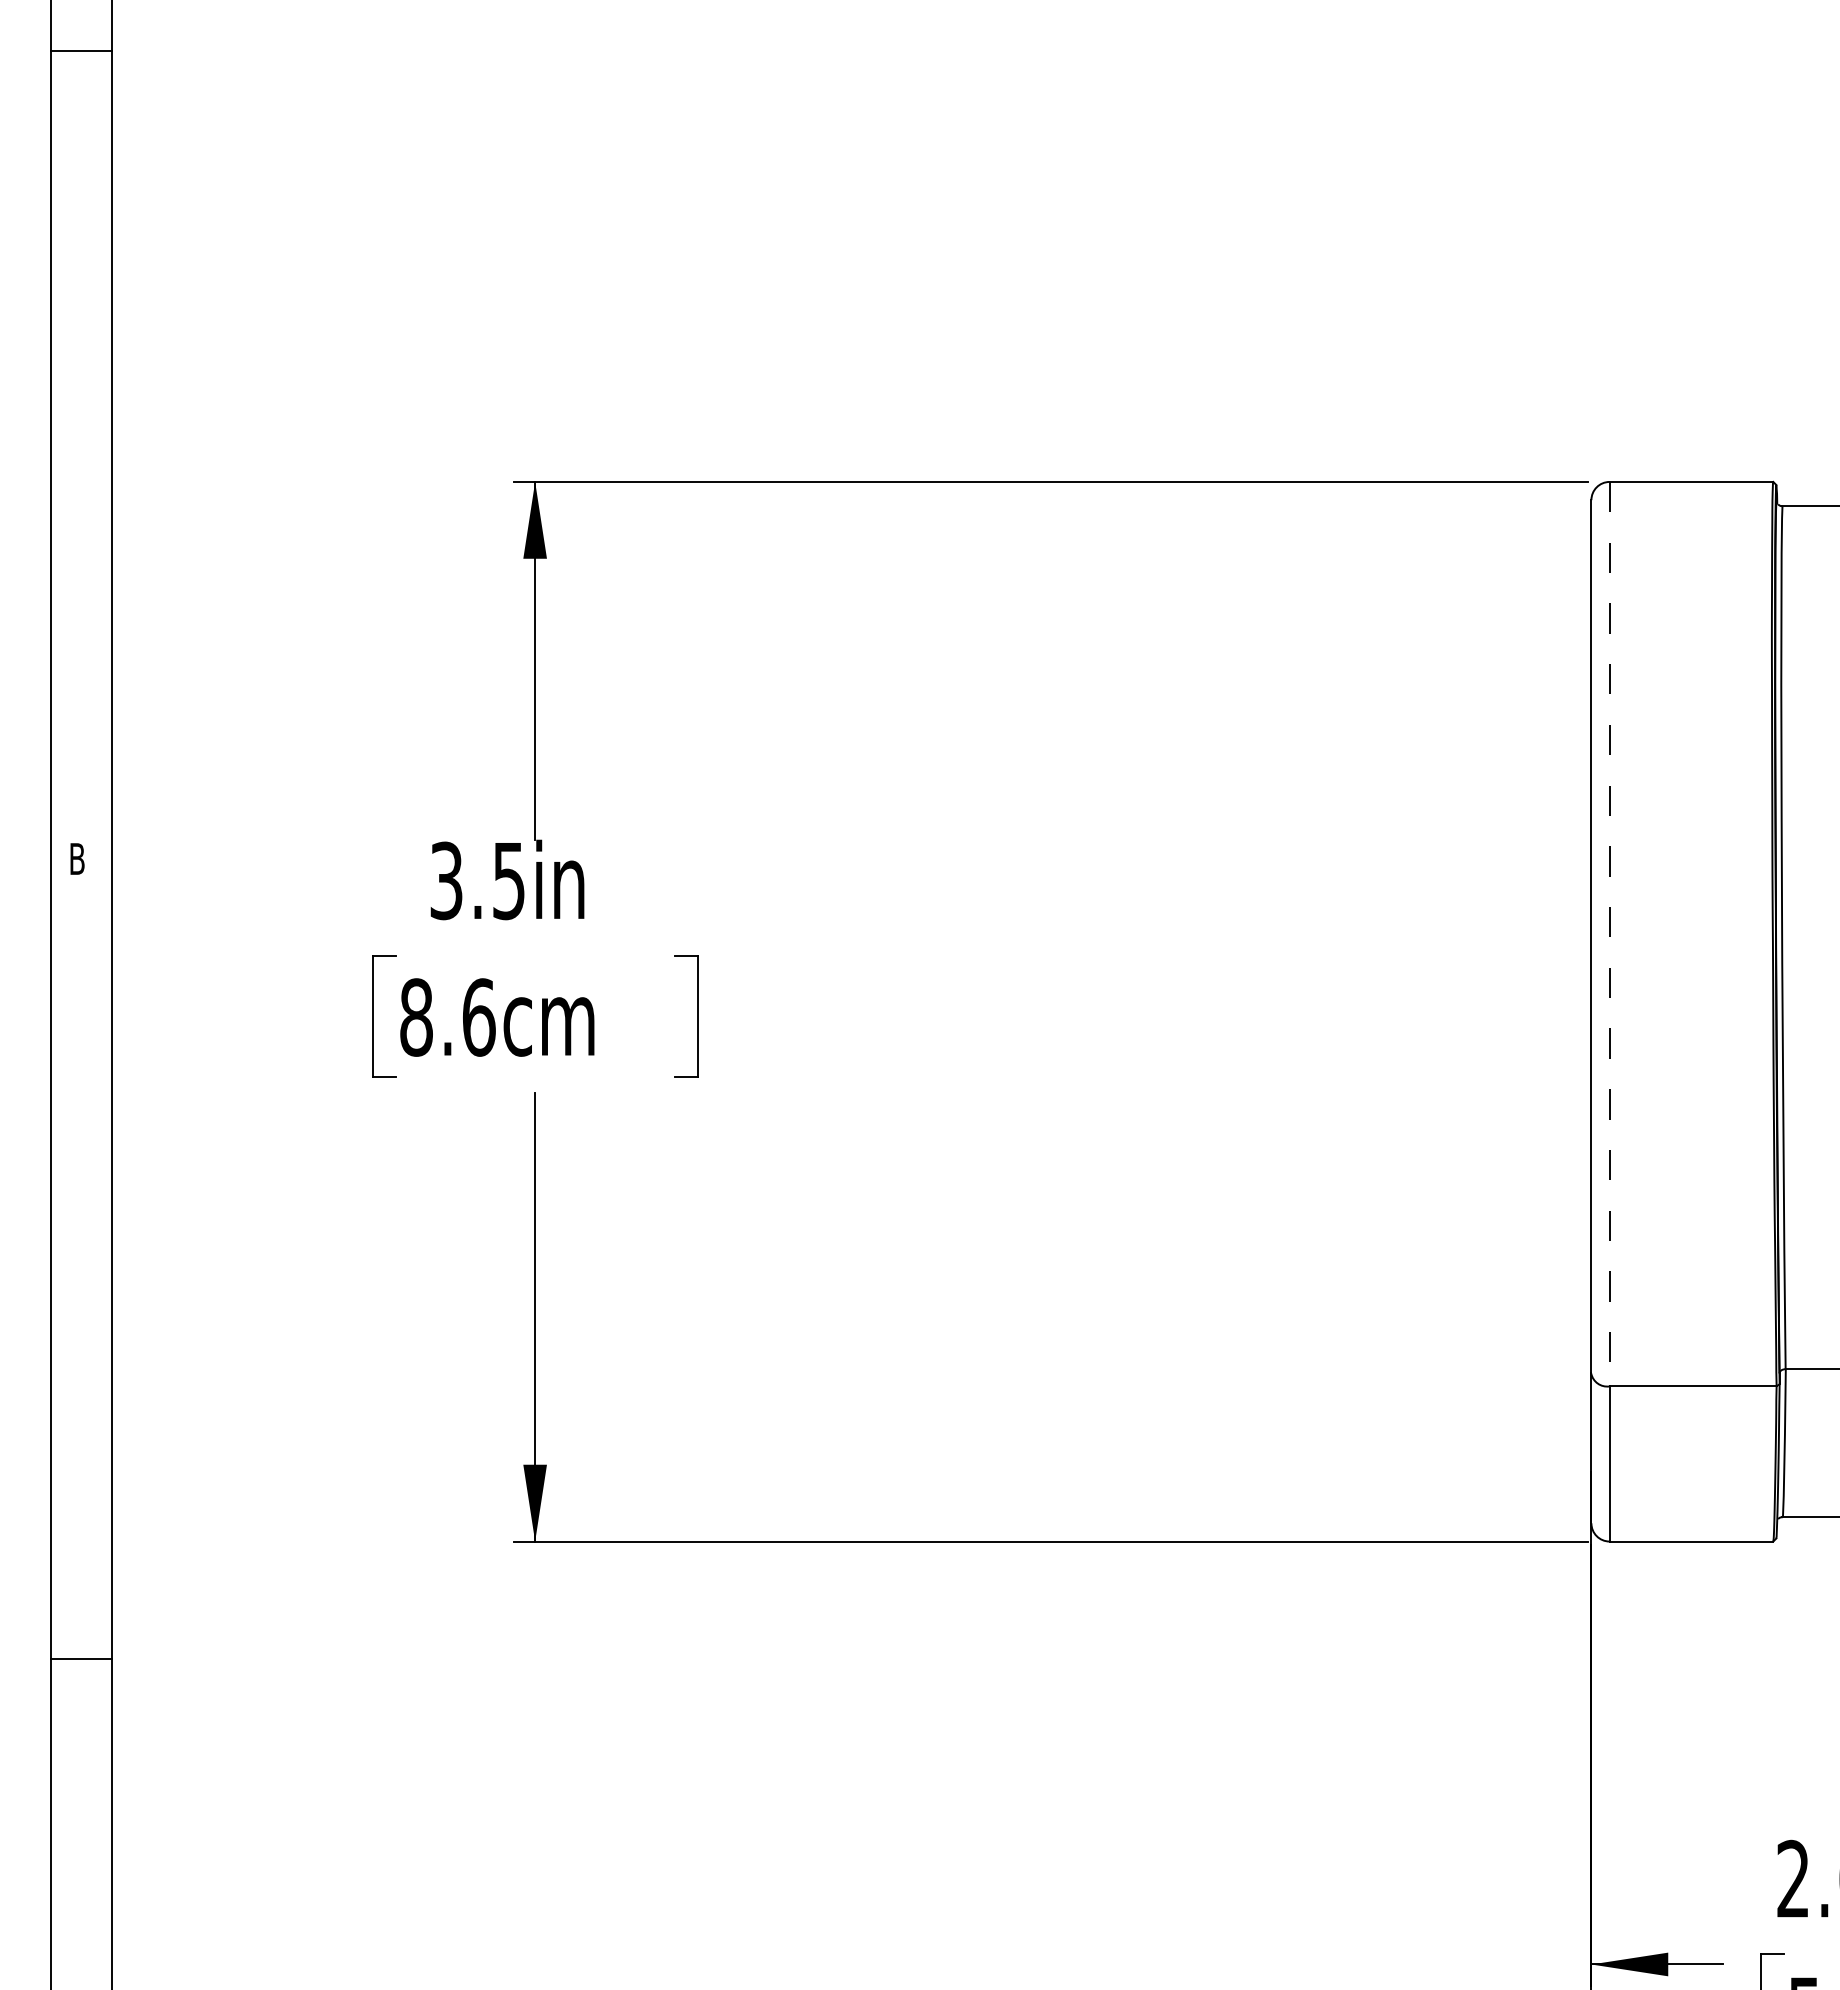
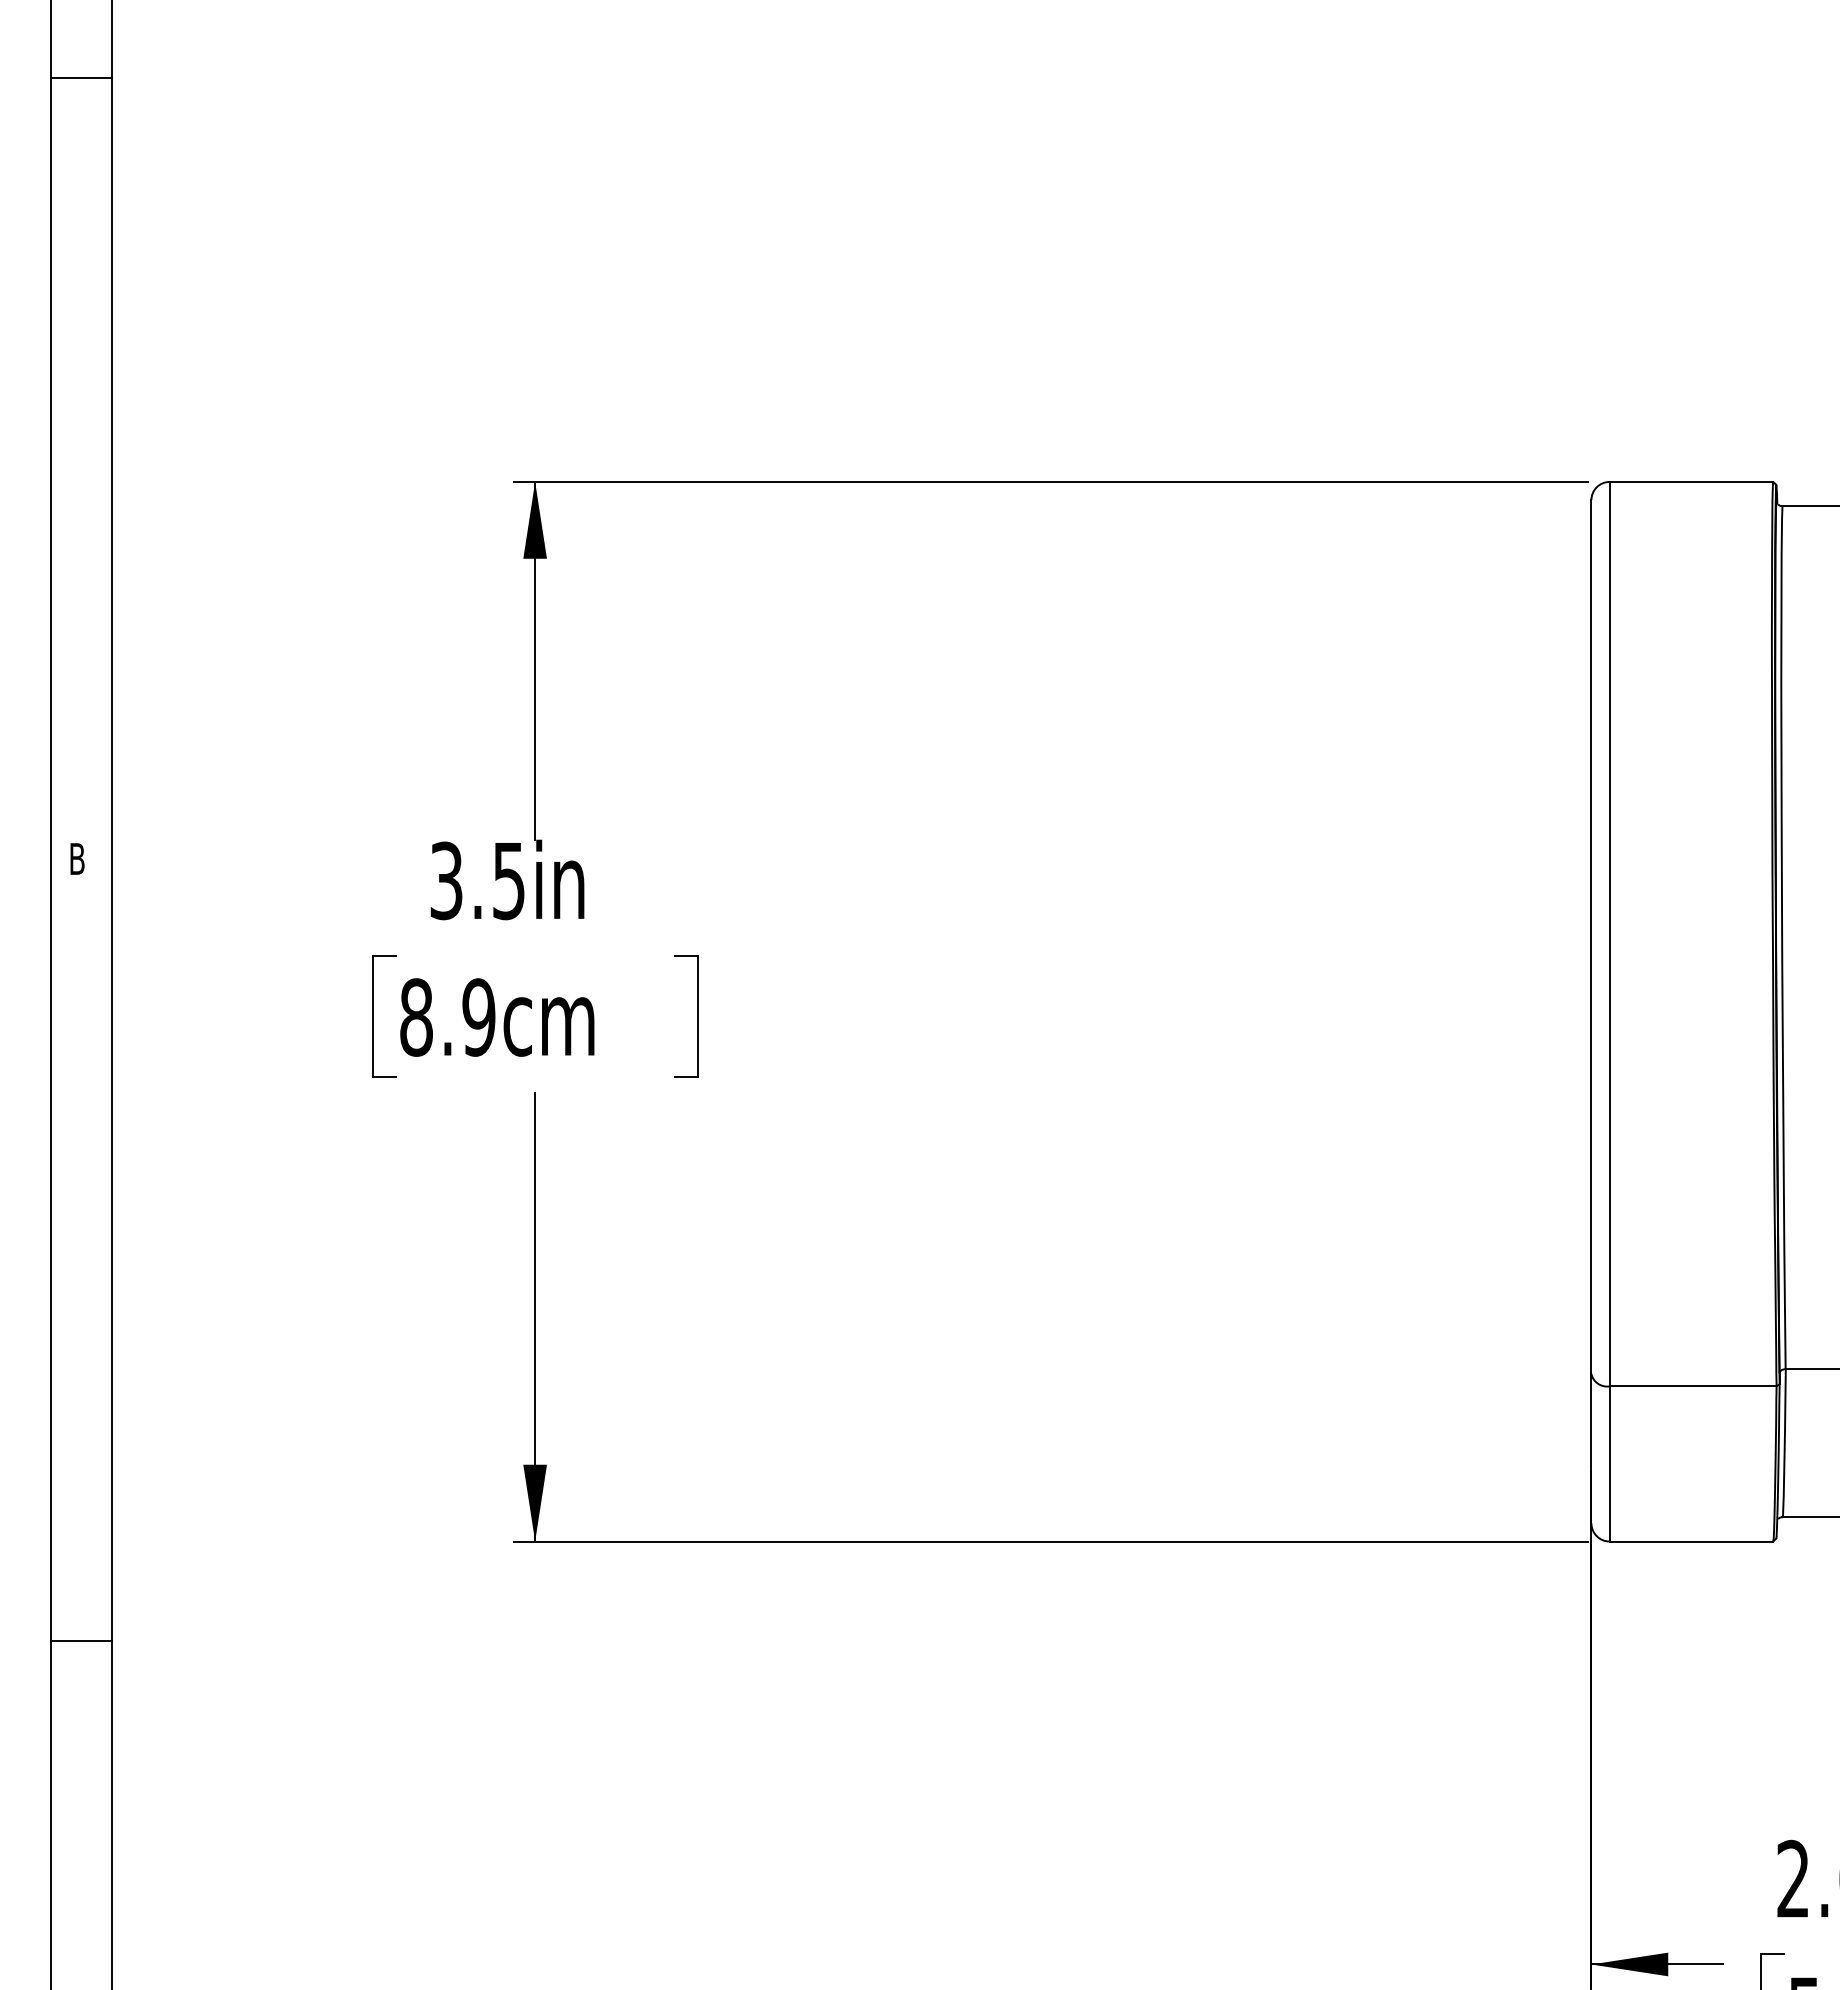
line position: (80, 50) -> (80, 77) (80, 77)
line: dashed -> solid (1609, 934)
text: 8.6cm -> 8.9cm (478, 1017)
line position: (80, 1659) -> (80, 1641) (80, 1641)
